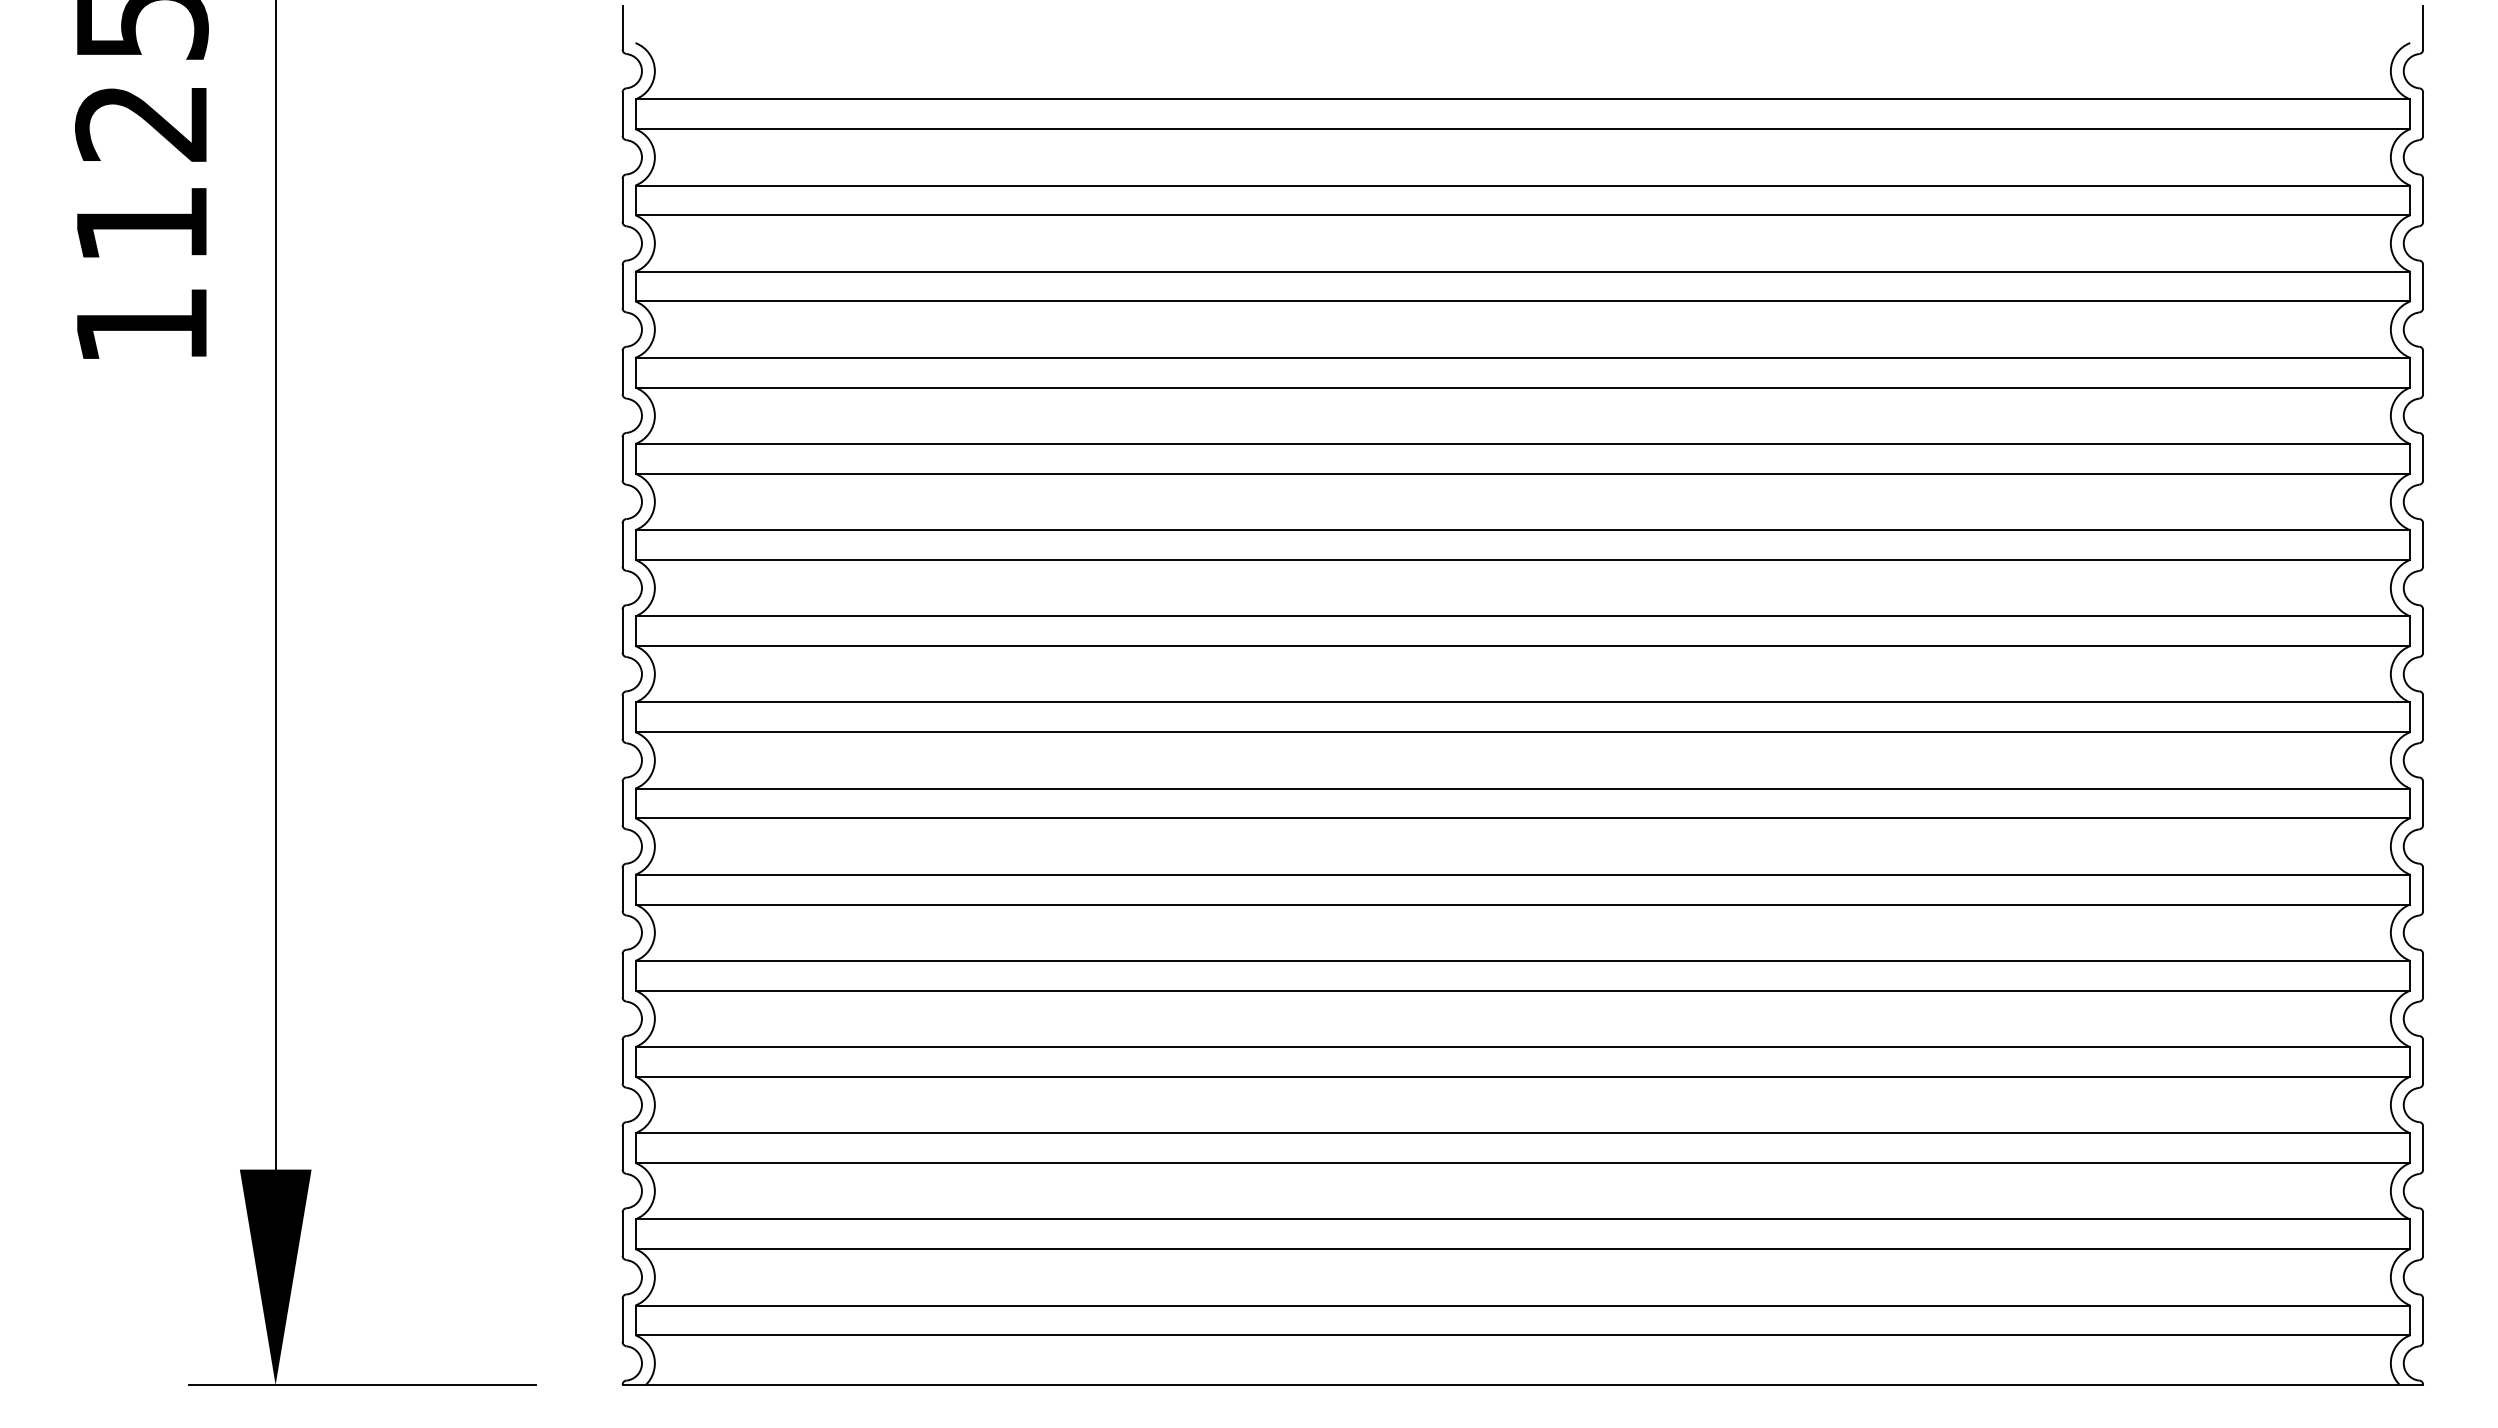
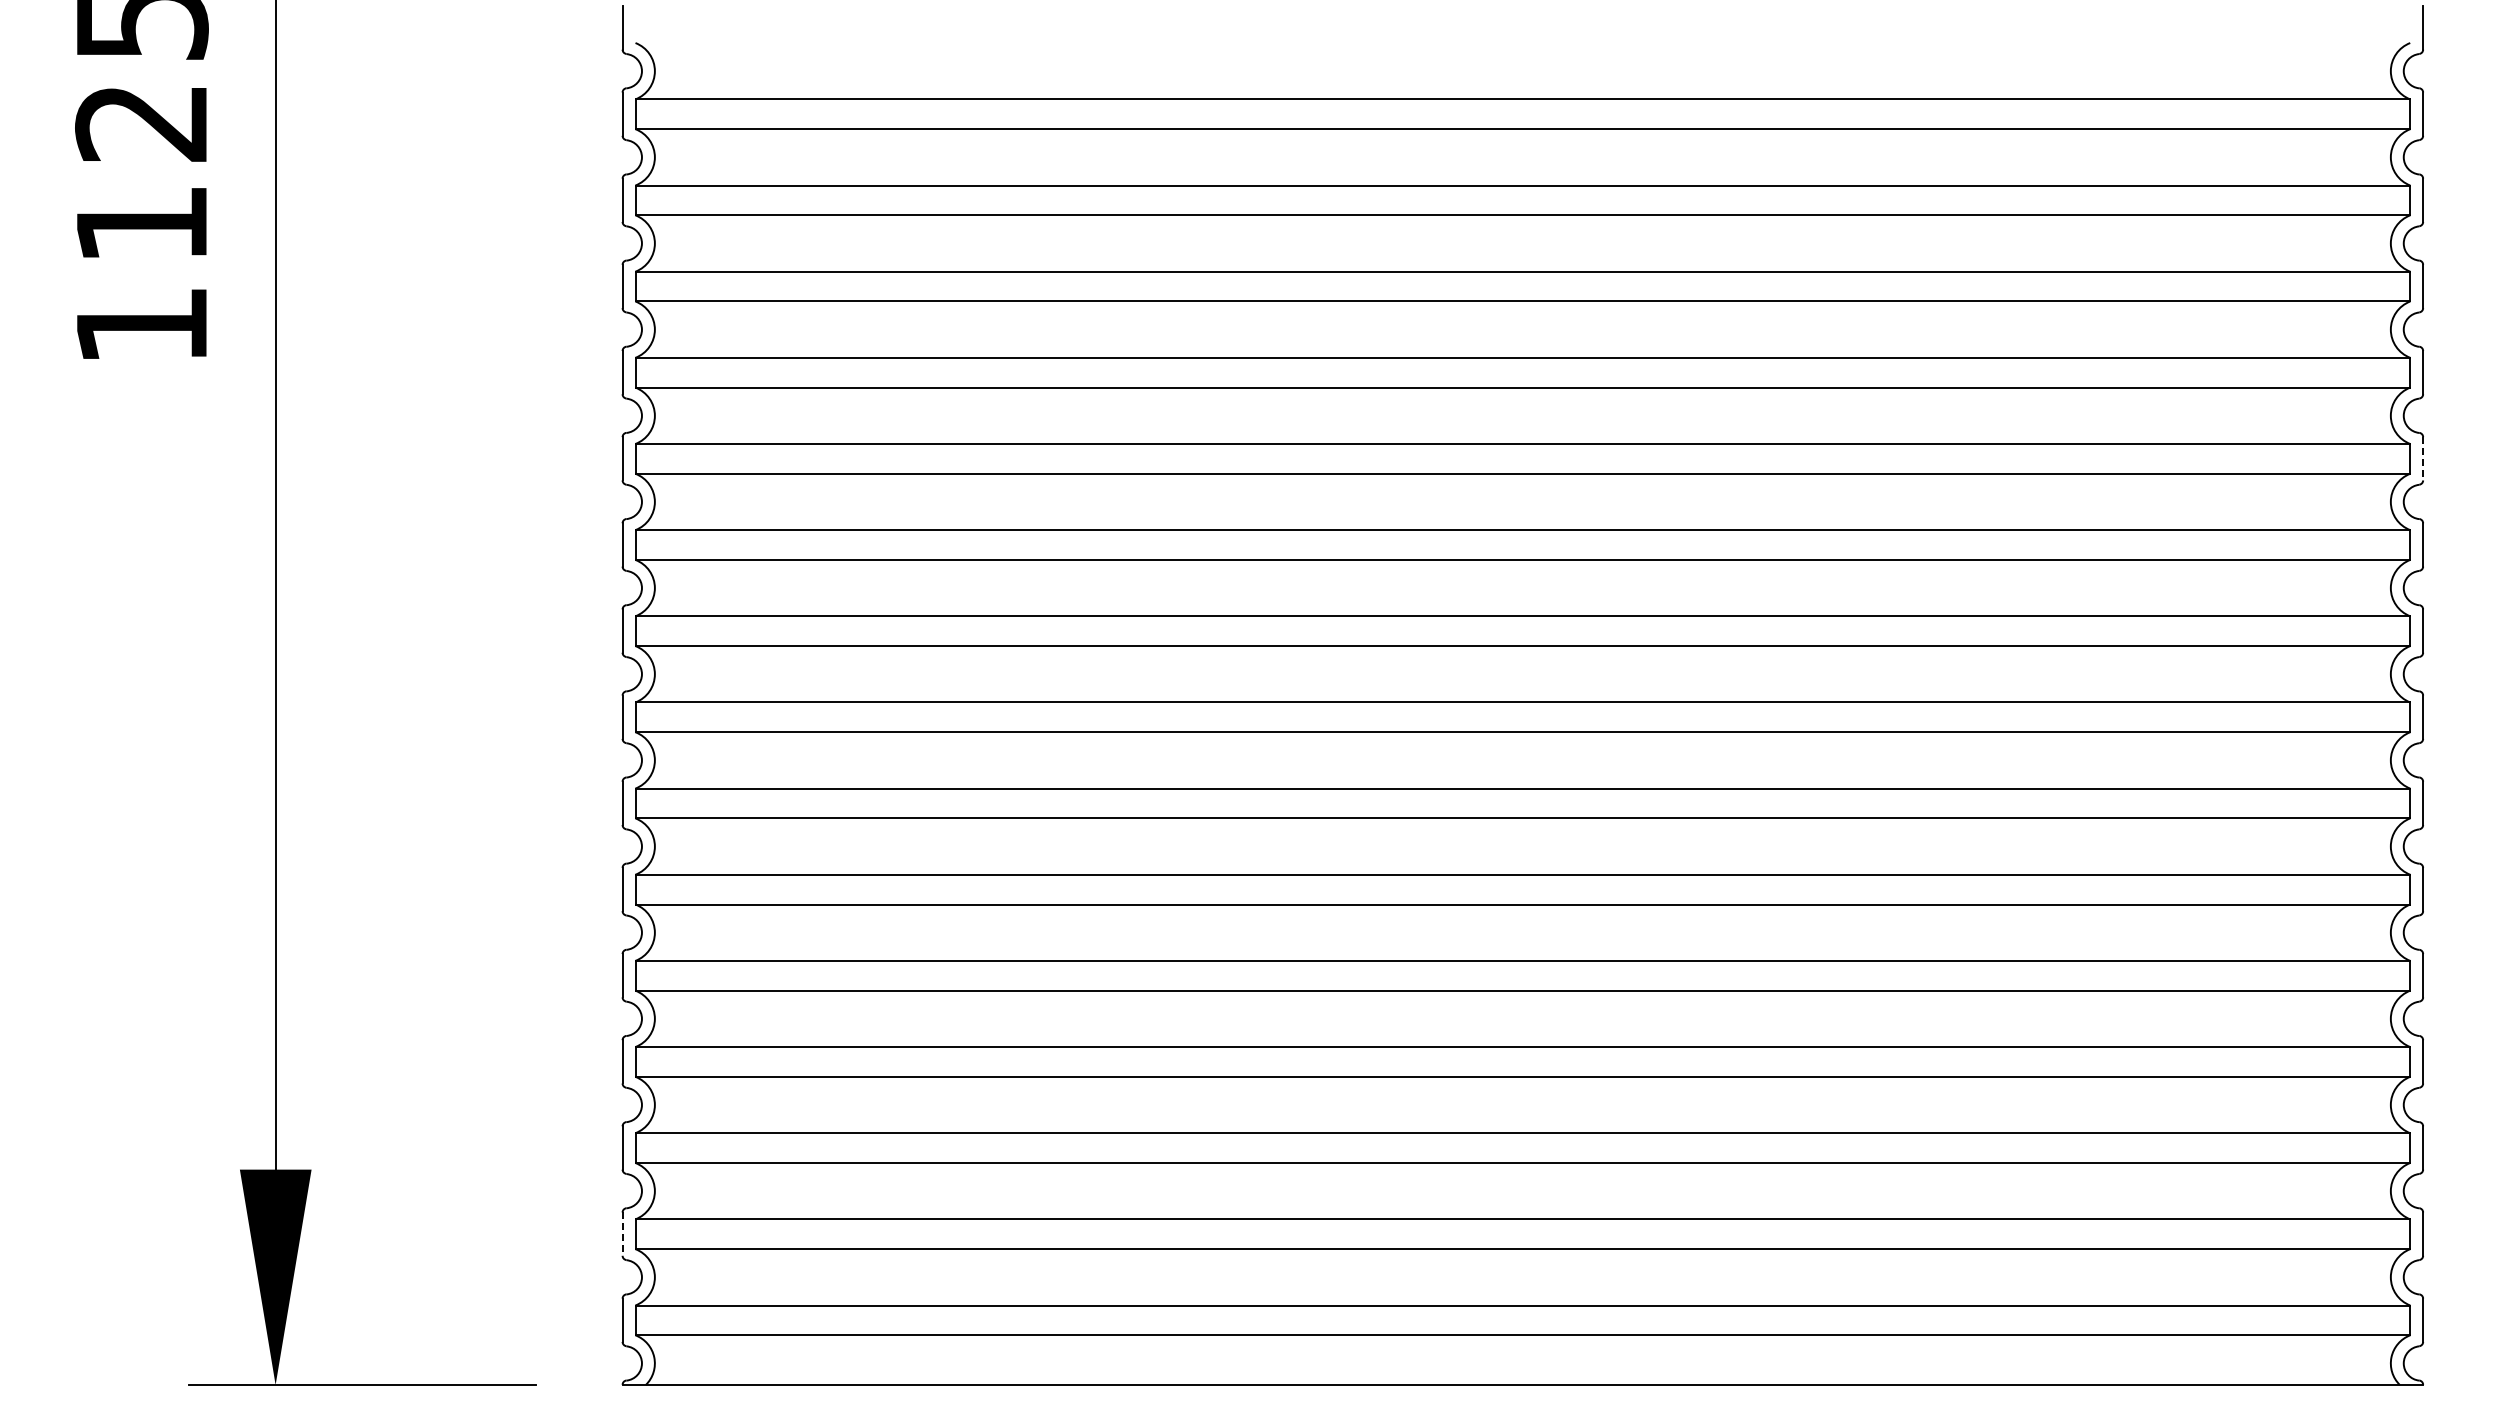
line: solid -> dashed (2423, 458)
line: solid -> dashed (622, 1234)
